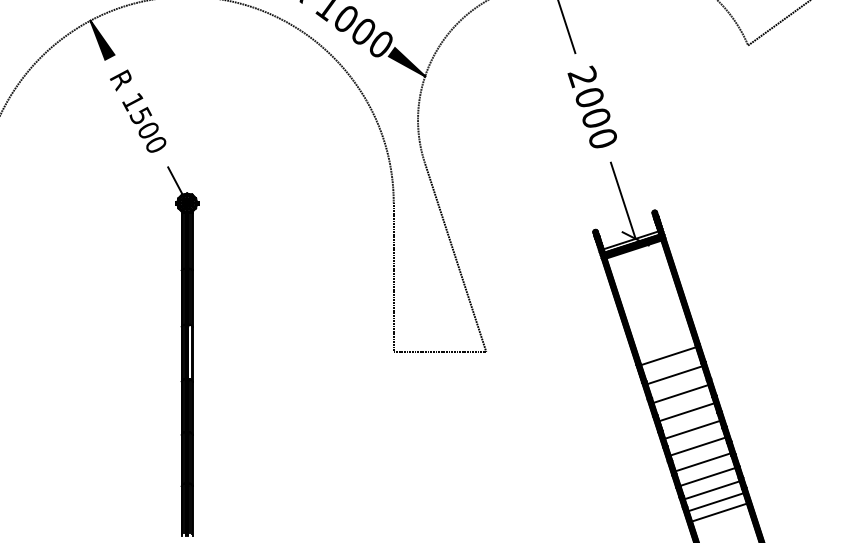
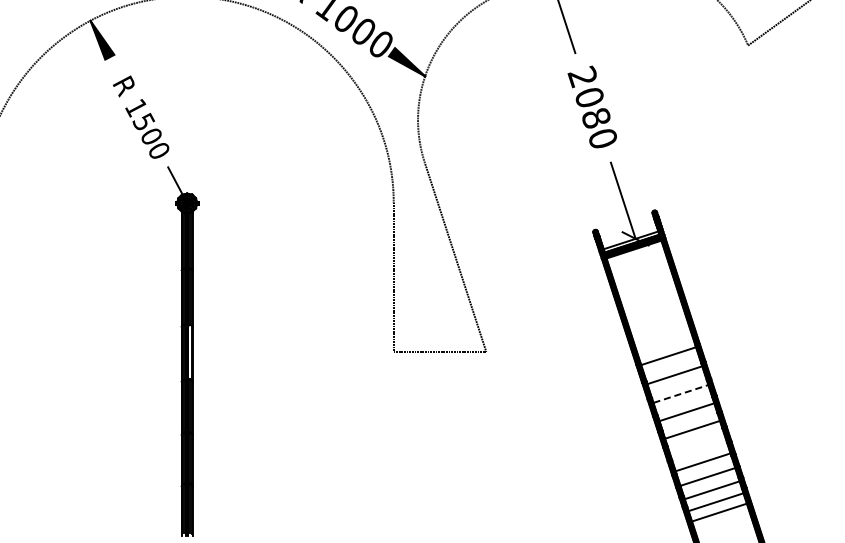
text position: (138, 110) -> (141, 116) (141, 116)
text: 2000 -> 2080 (596, 118)
line: solid -> dashed (680, 393)
line: present -> none (697, 446)
